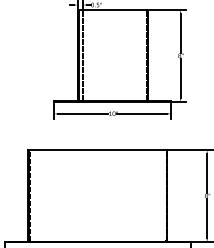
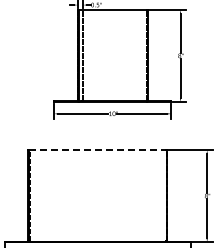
line: solid -> dashed (97, 150)
